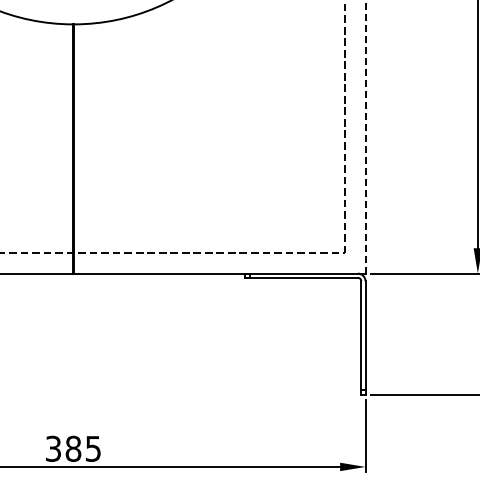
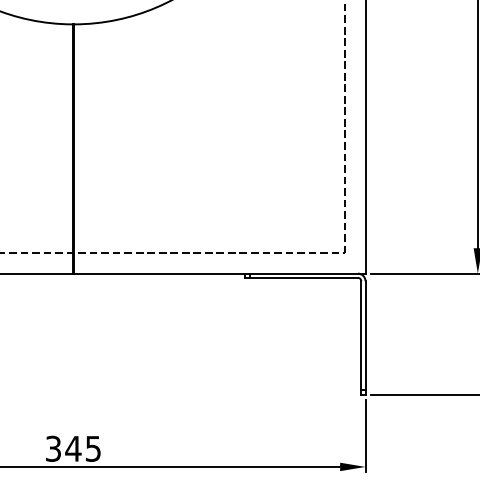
line: dashed -> solid (365, 136)
text: 385 -> 345 (73, 448)
